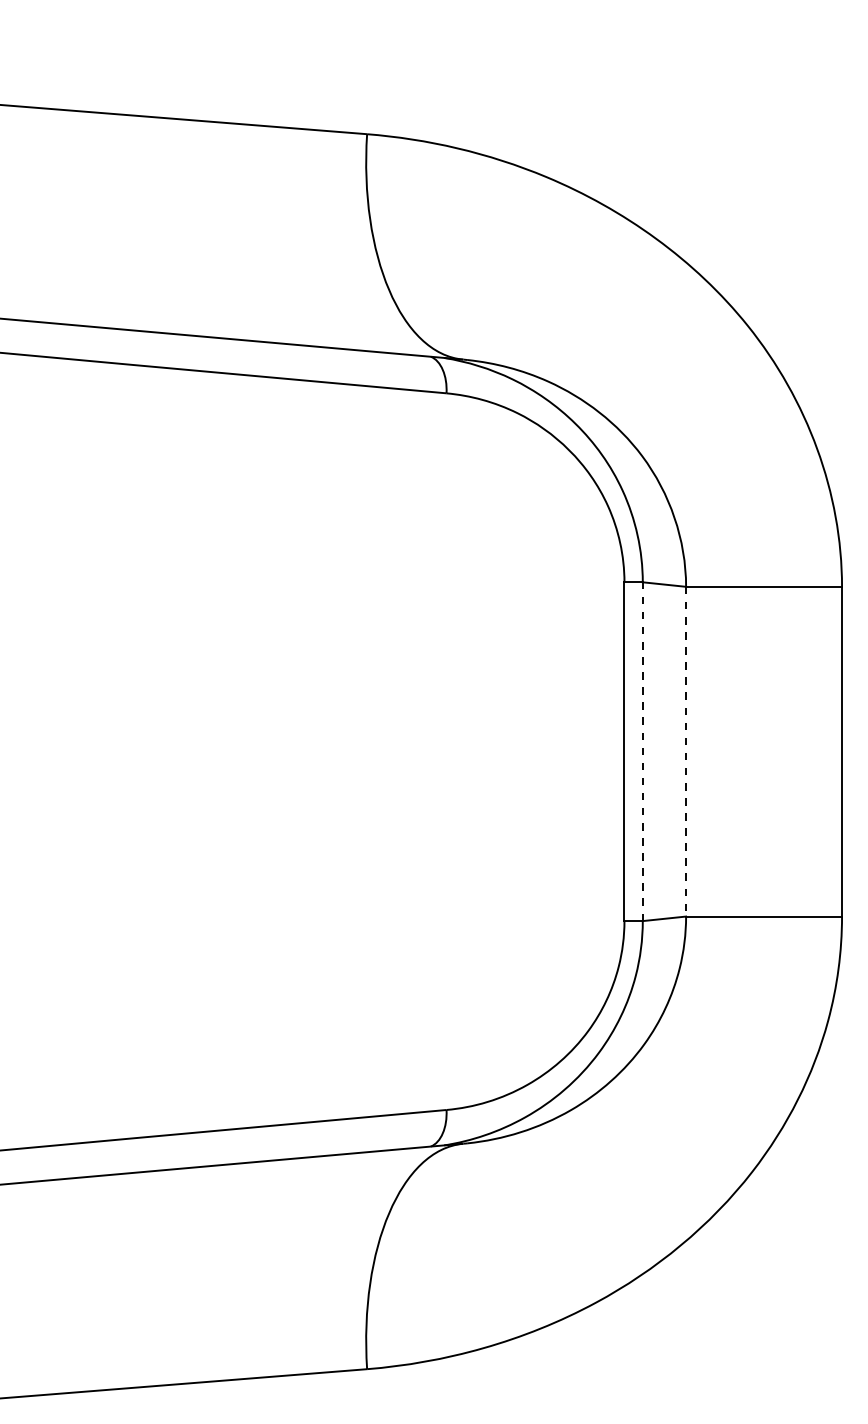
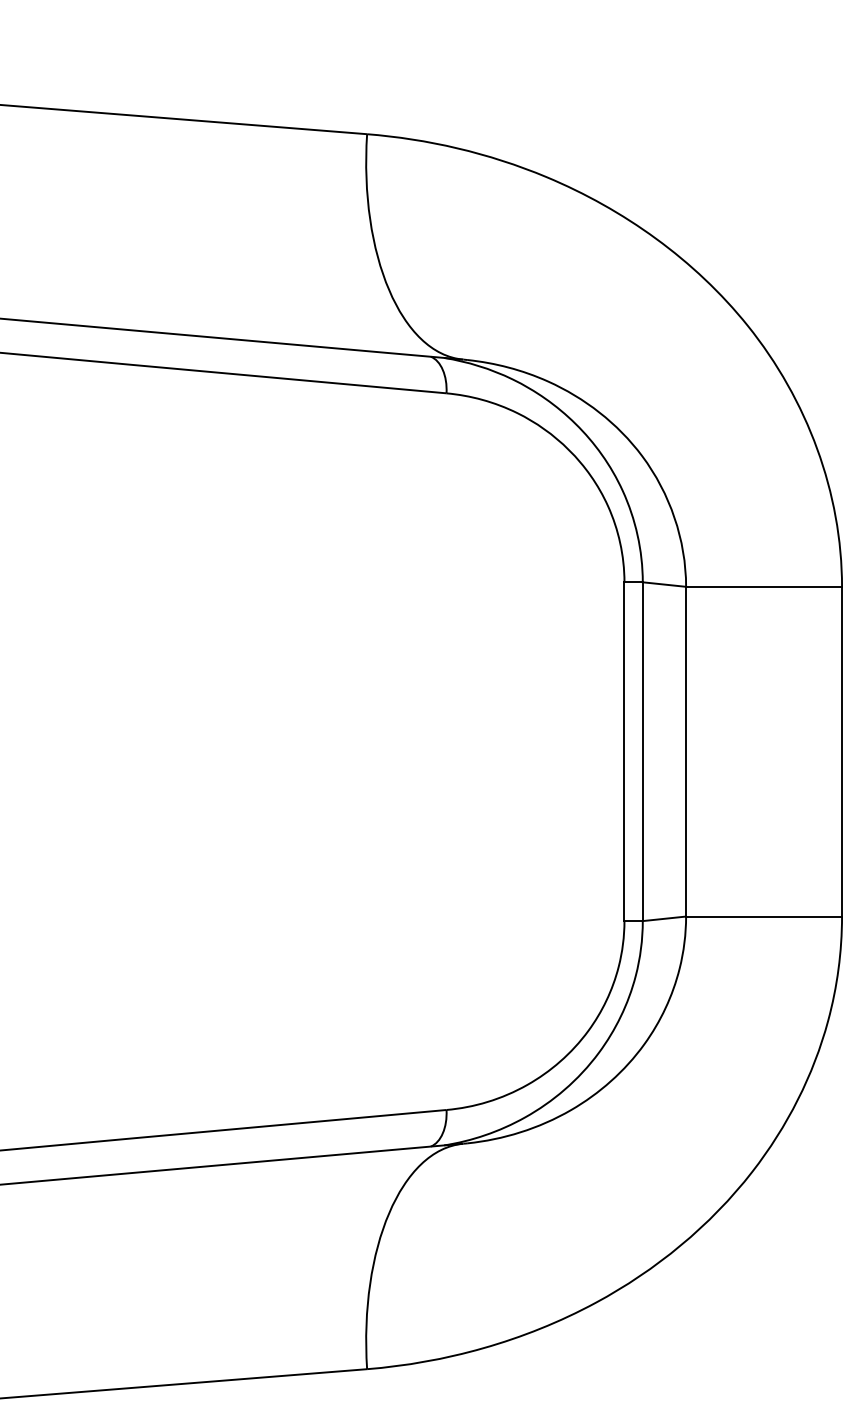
line: dashed -> solid (642, 751)
line: dashed -> solid (686, 751)
